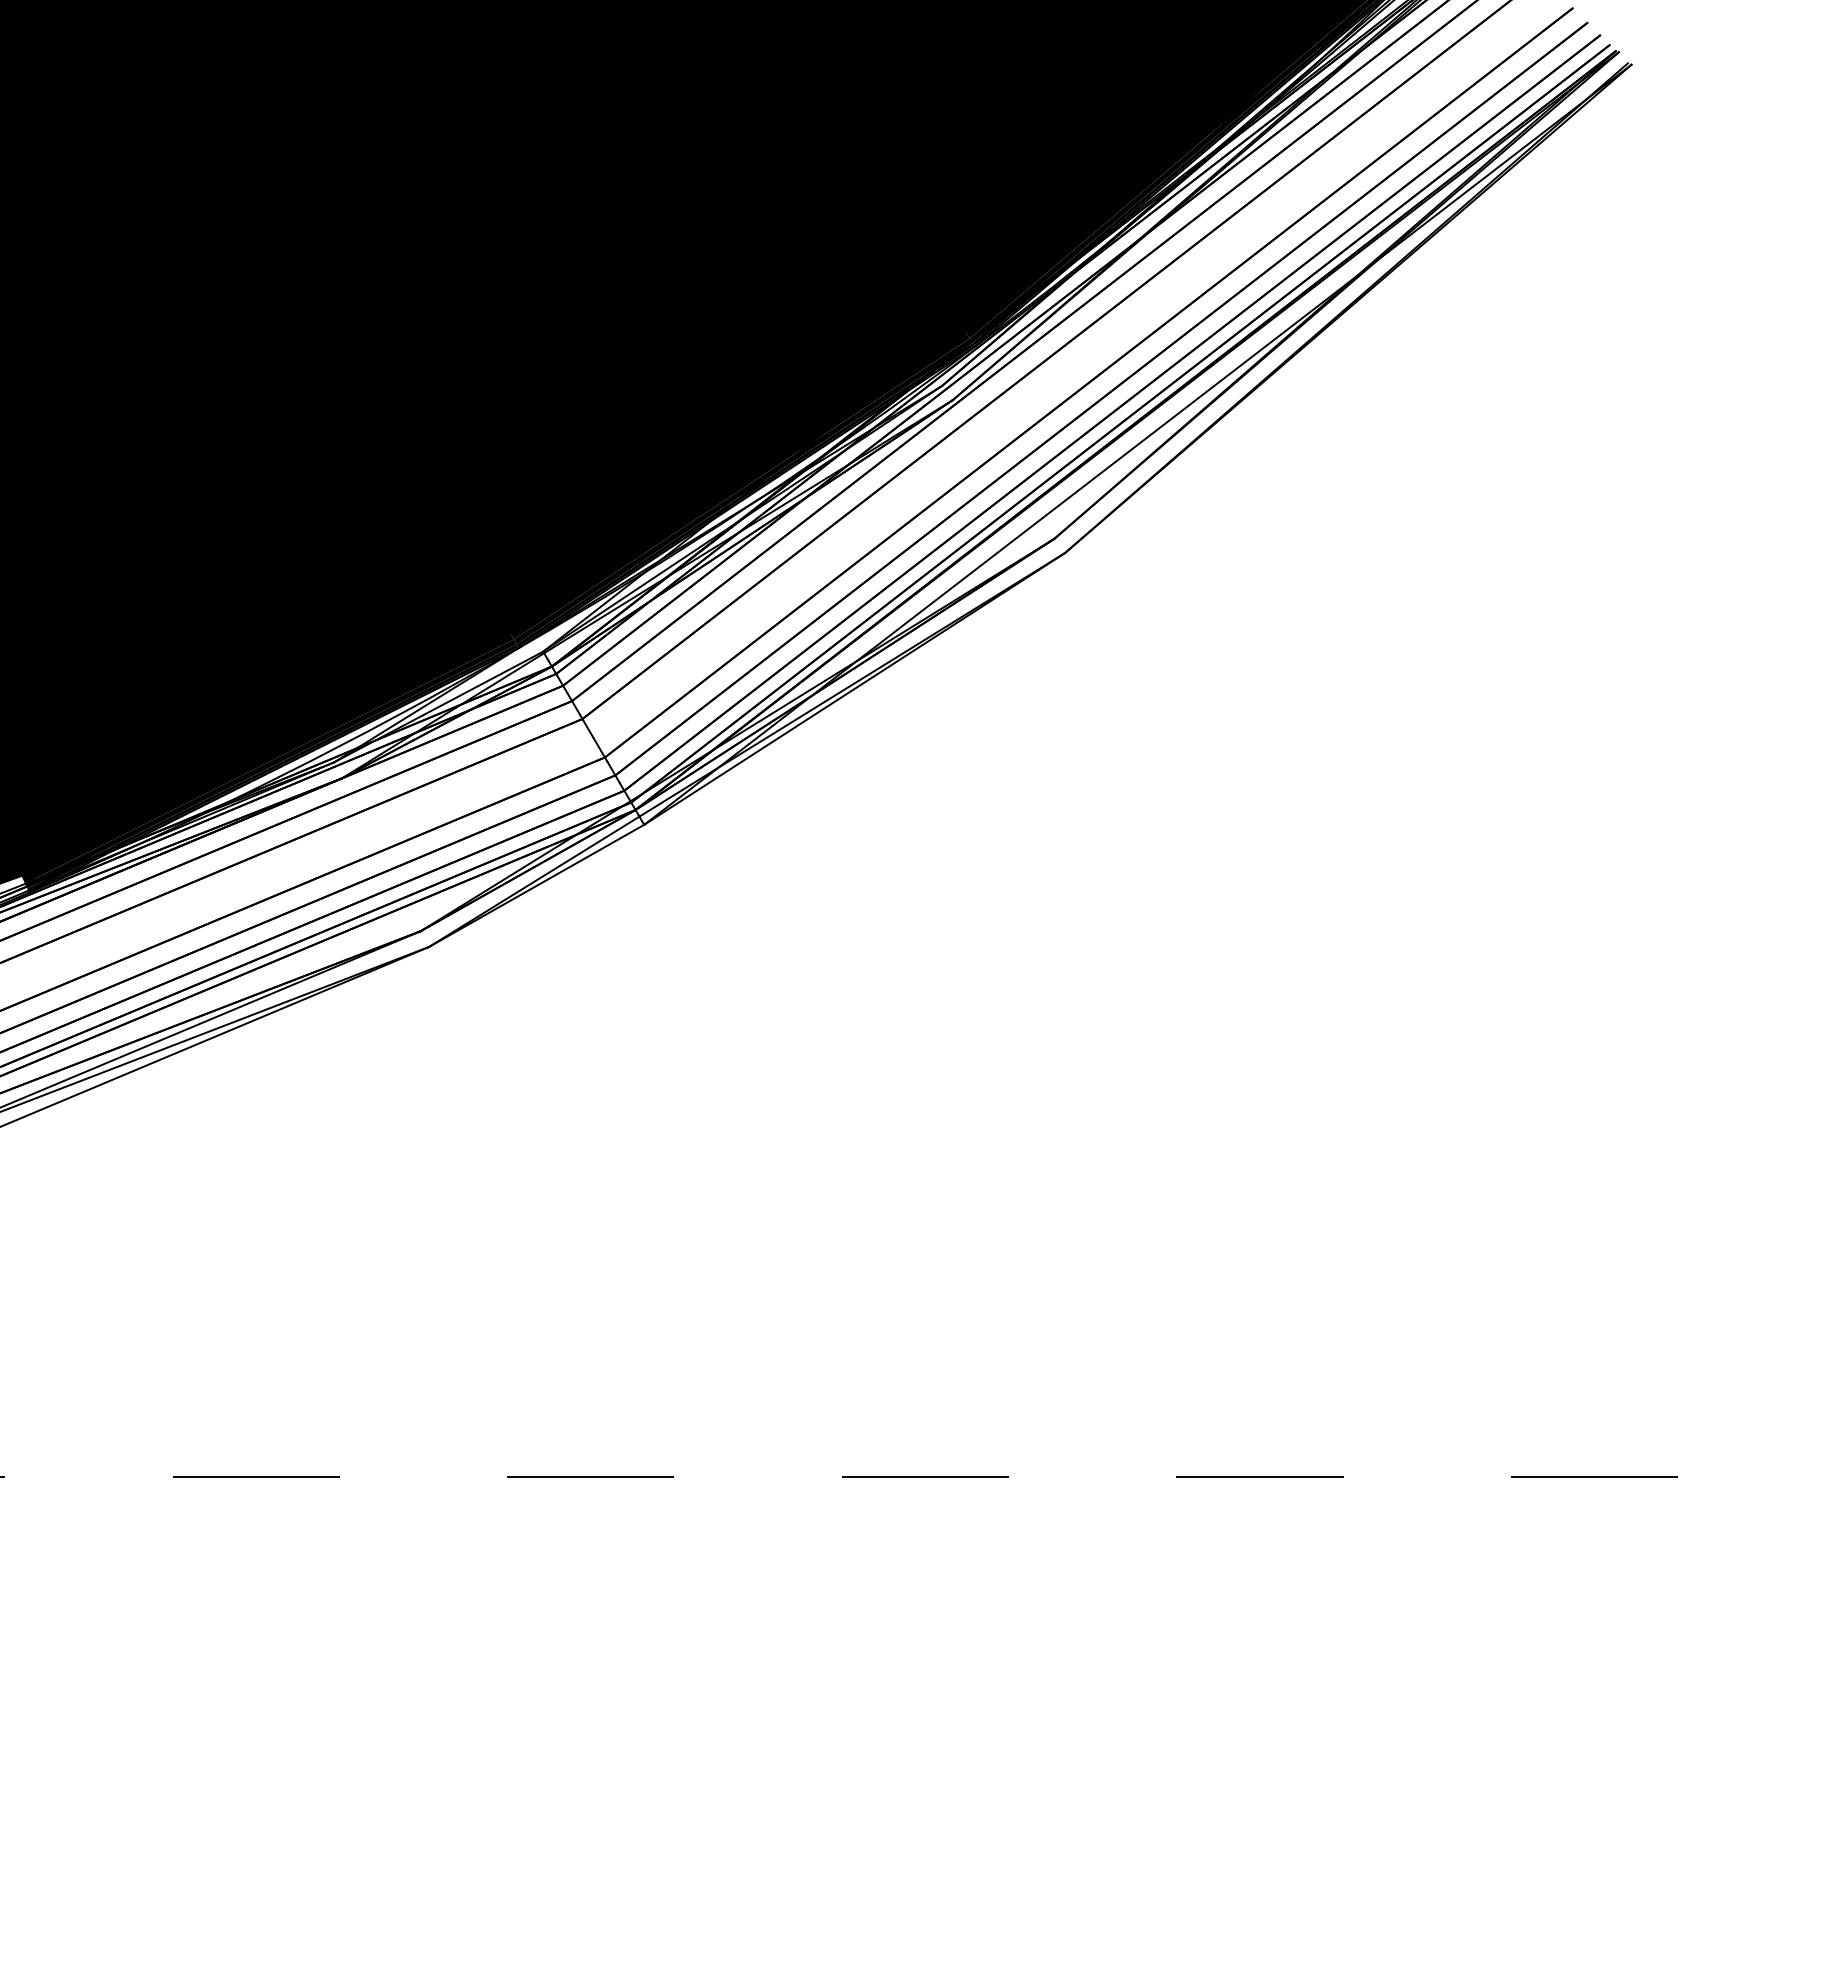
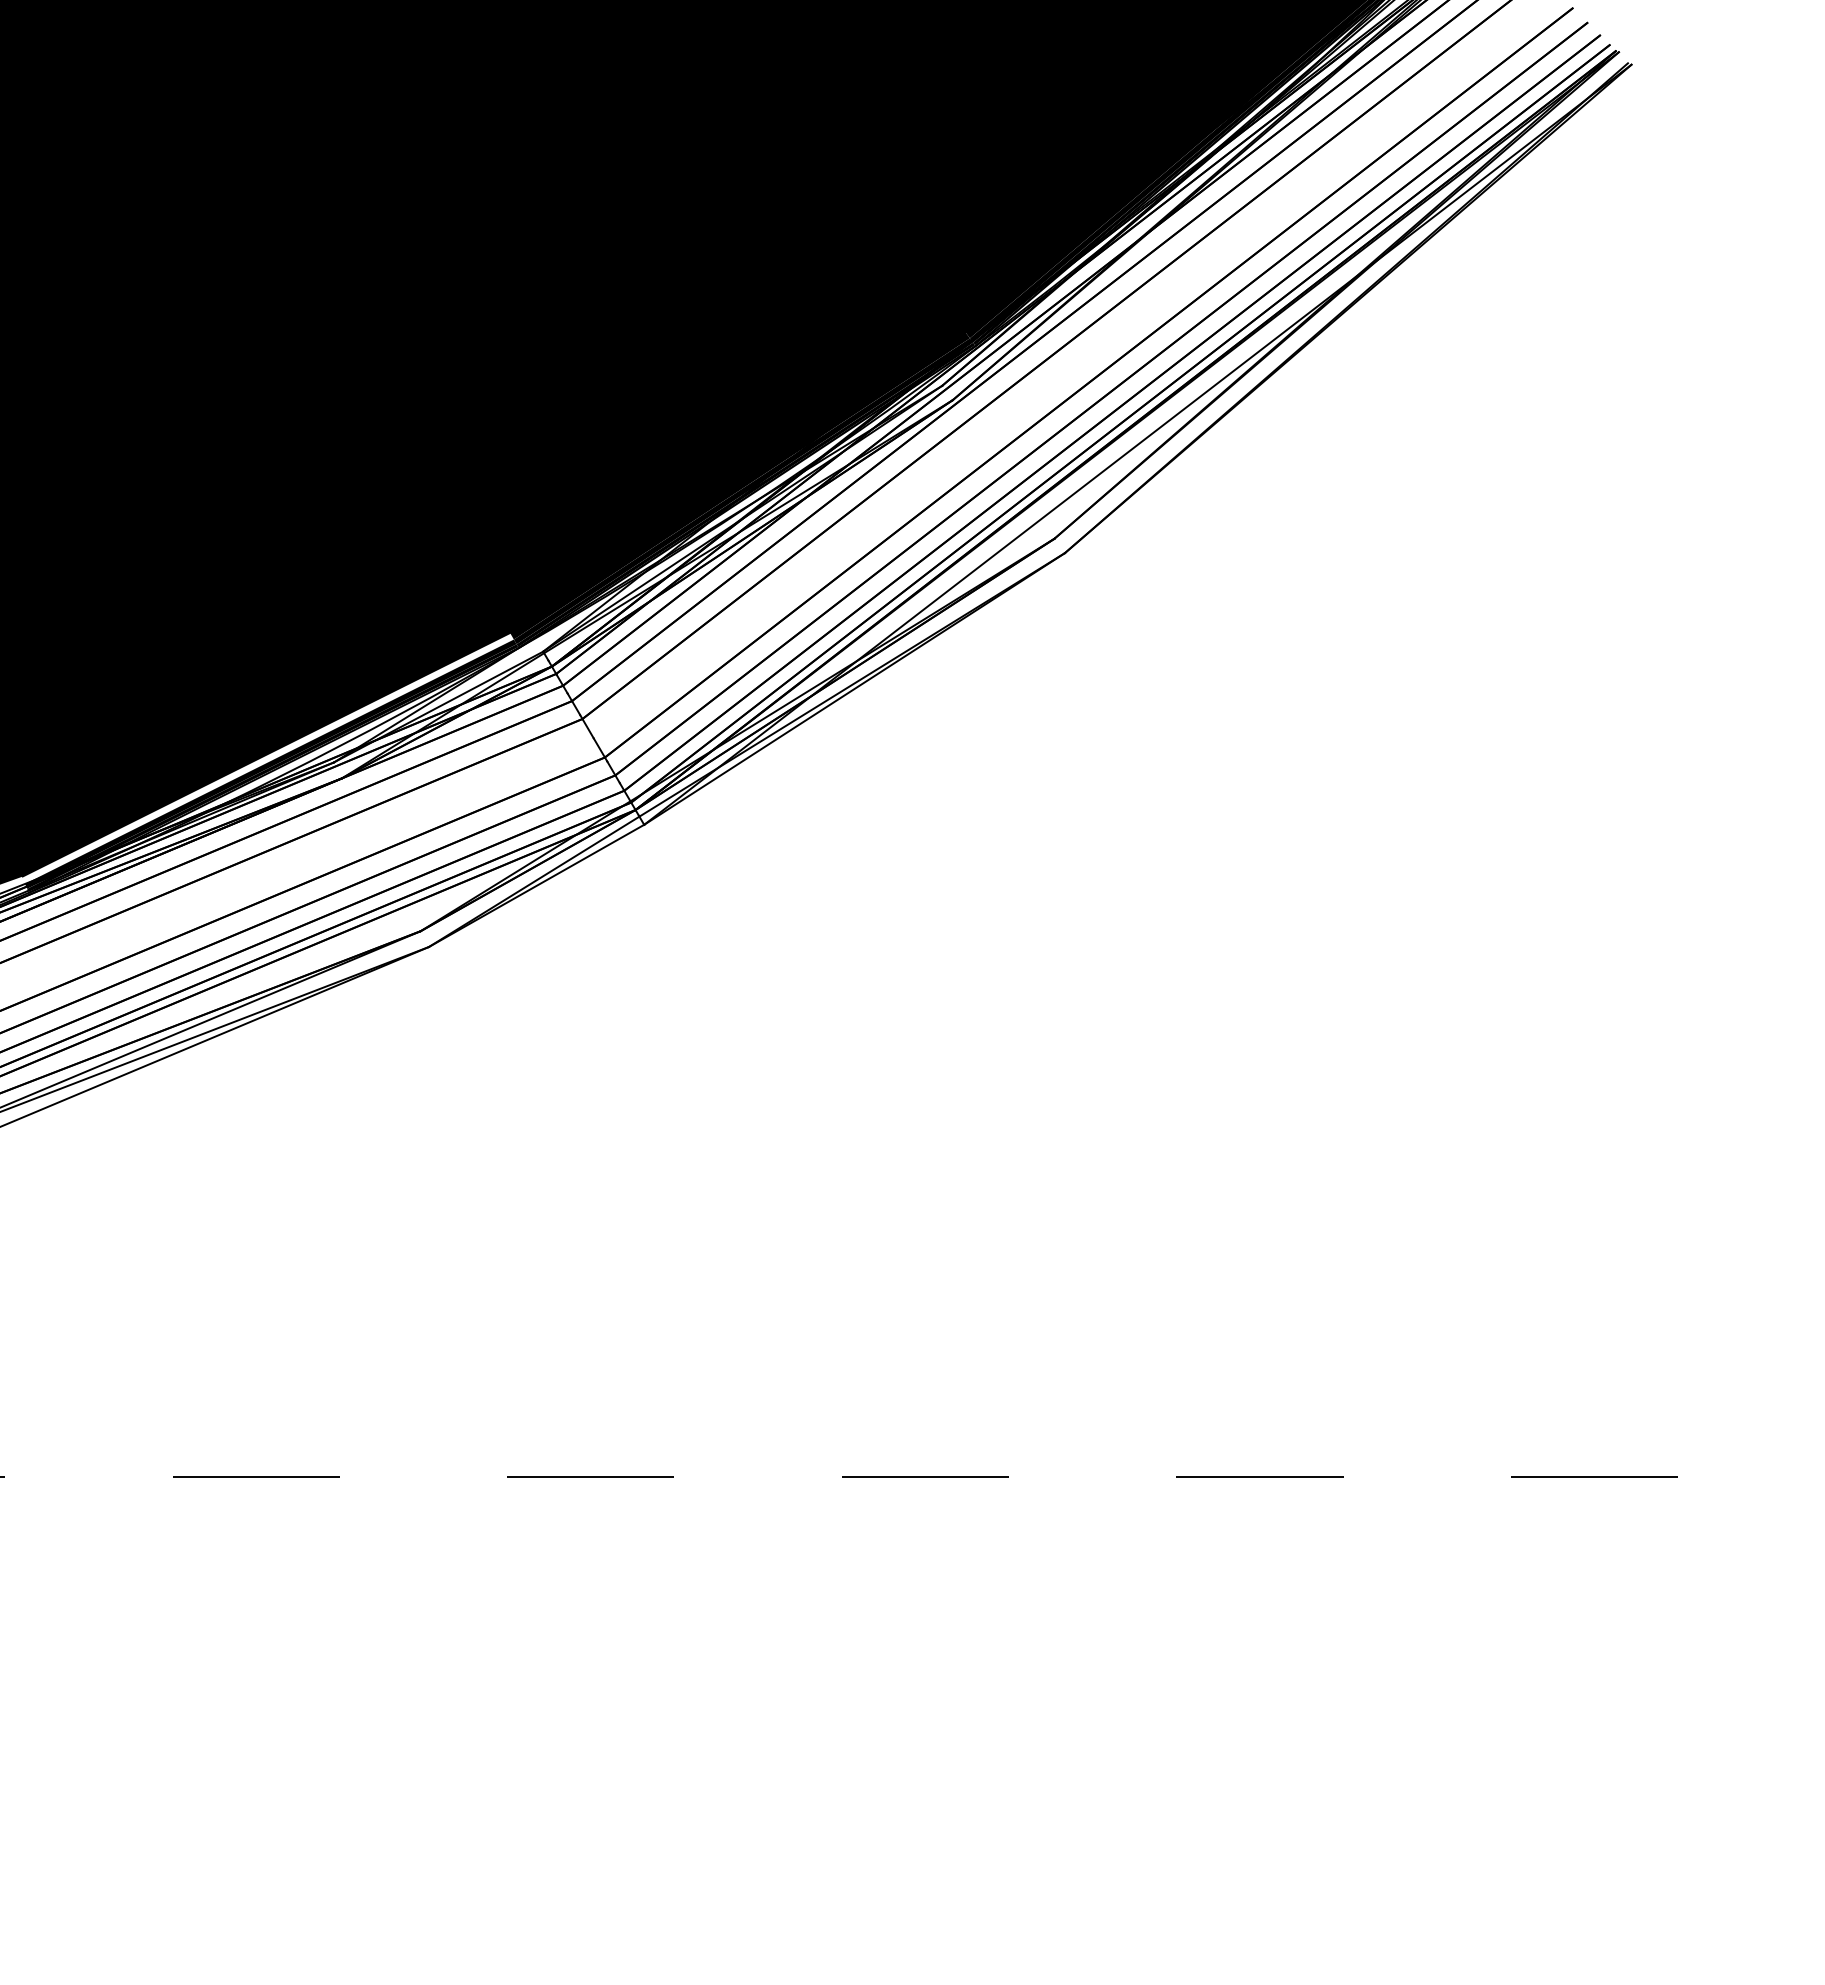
fill: present -> none (267, 757)
fill: present -> none (273, 769)
